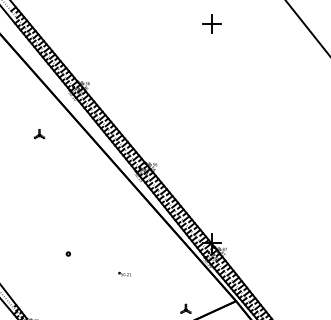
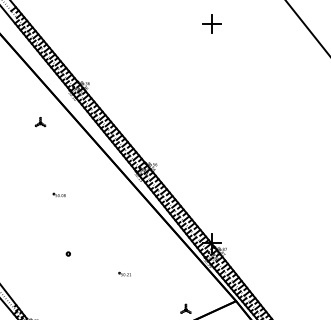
part position: (39, 134) -> (40, 122) (40, 122)
part: none -> present (58, 194)
